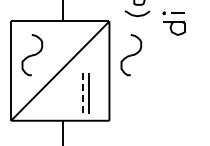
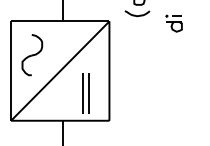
part size: 24x25 px -> 18x19 px (173, 23)
part: present -> none (131, 55)
line: dashed -> solid (82, 93)
